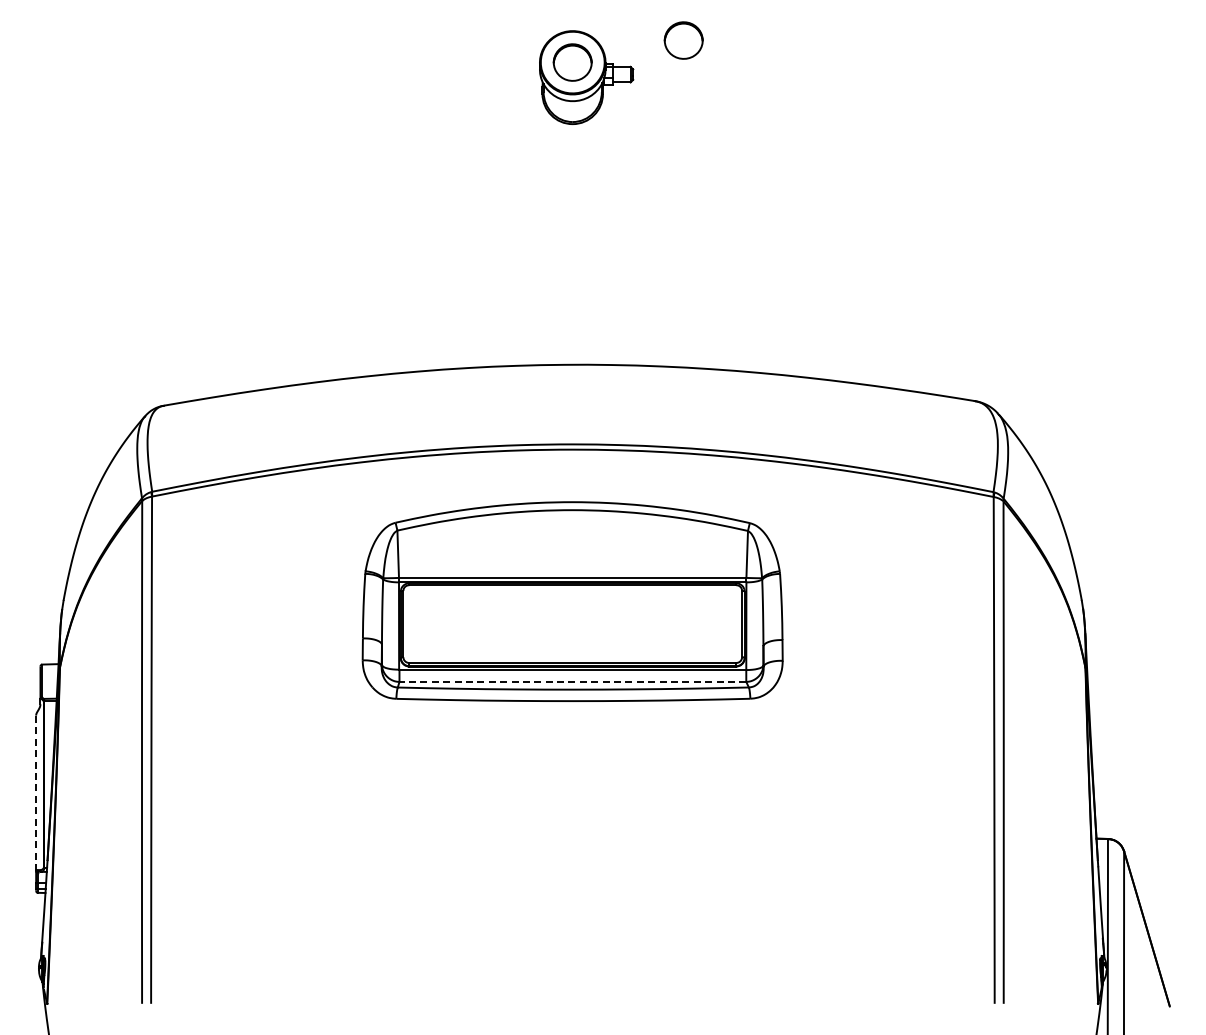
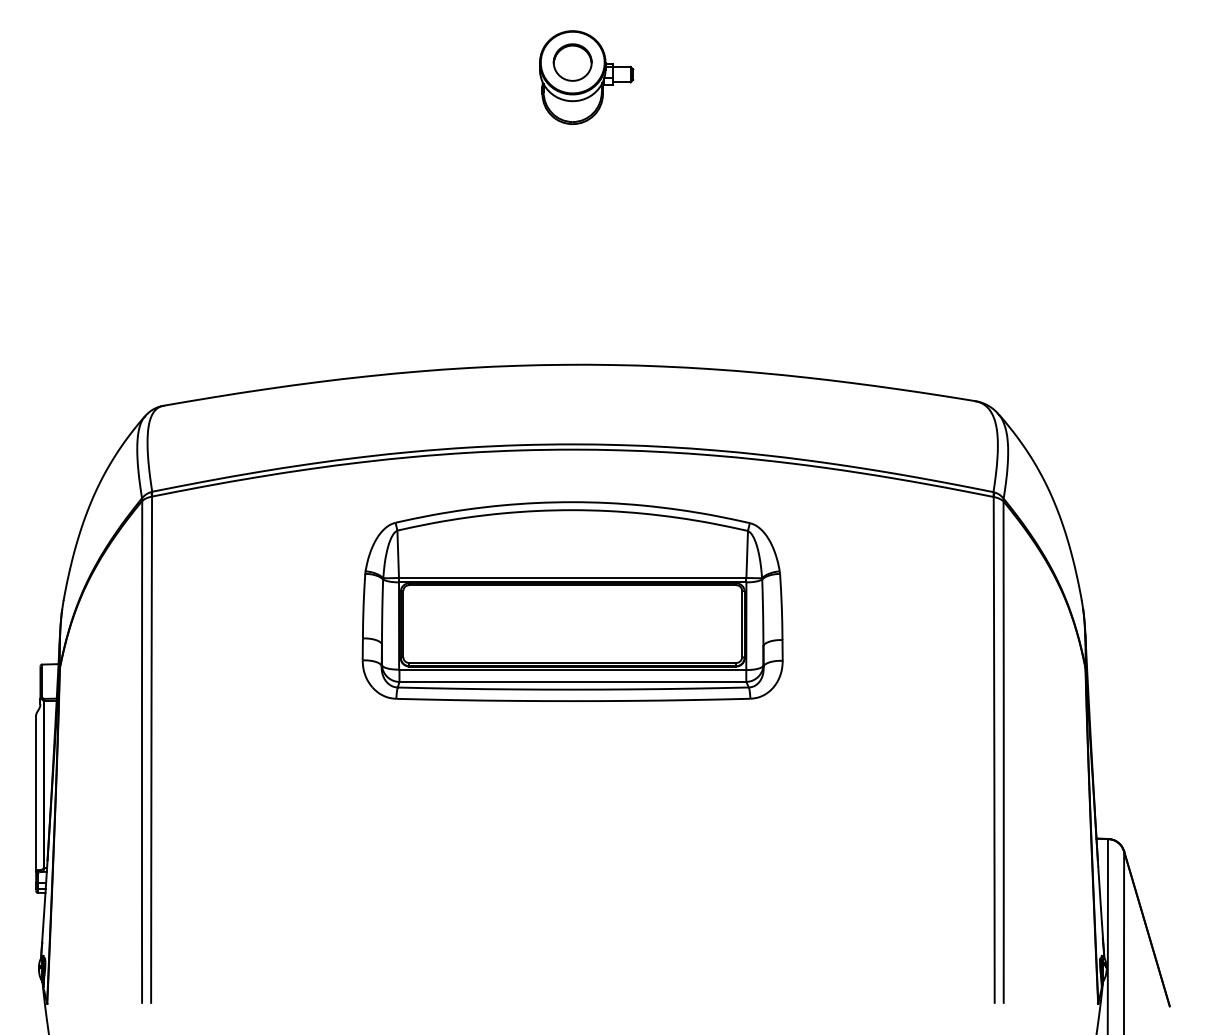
part: present -> none (683, 40)
line: dashed -> solid (572, 681)
line: dashed -> solid (36, 793)
